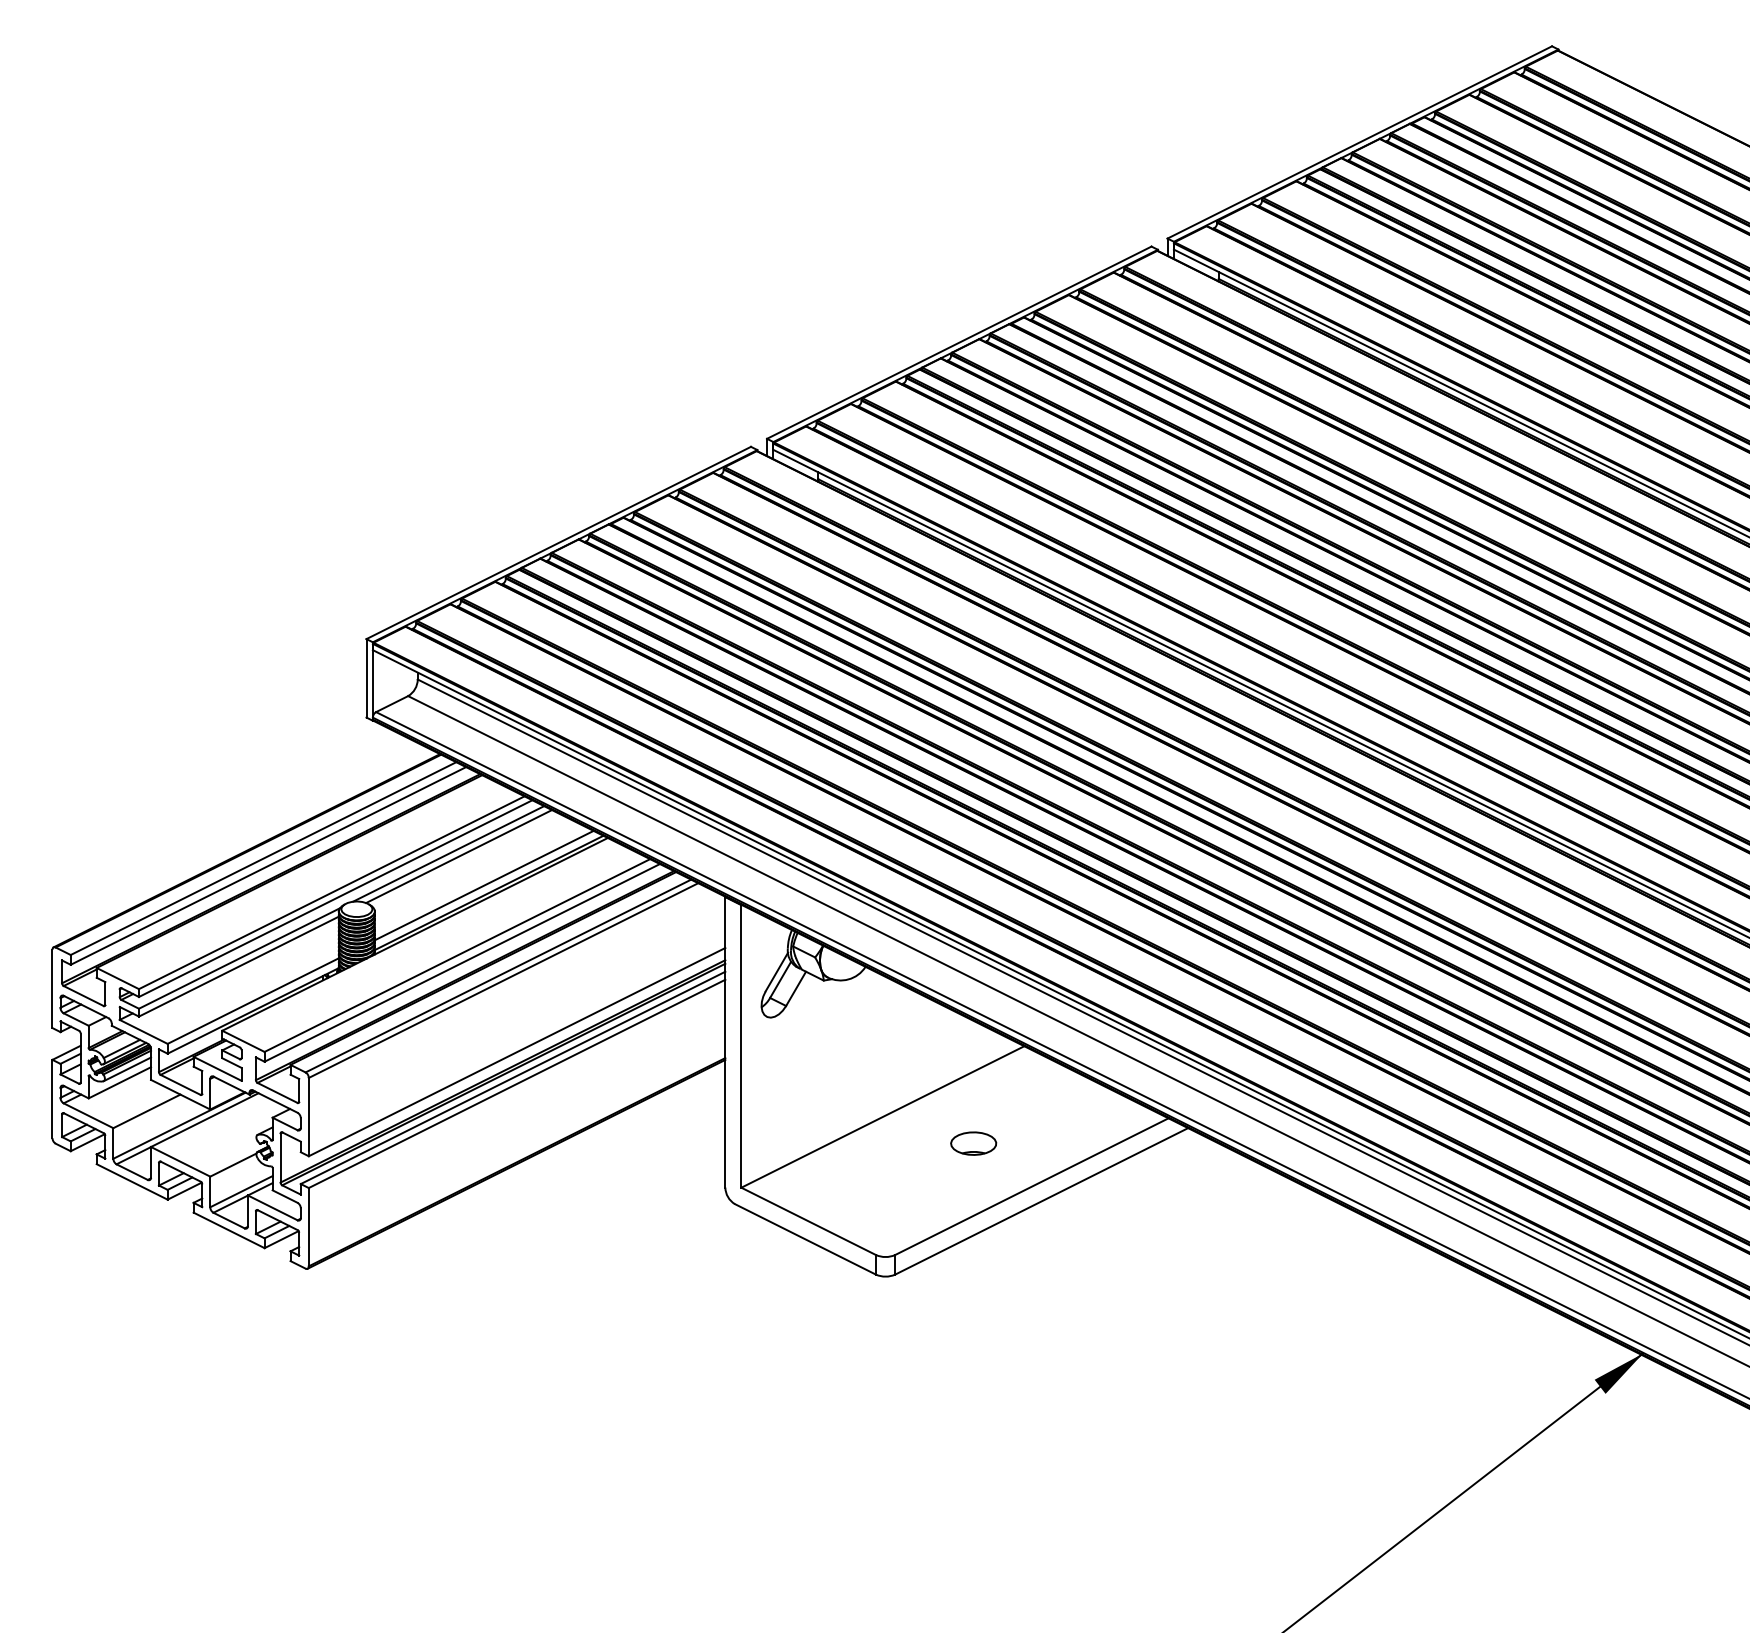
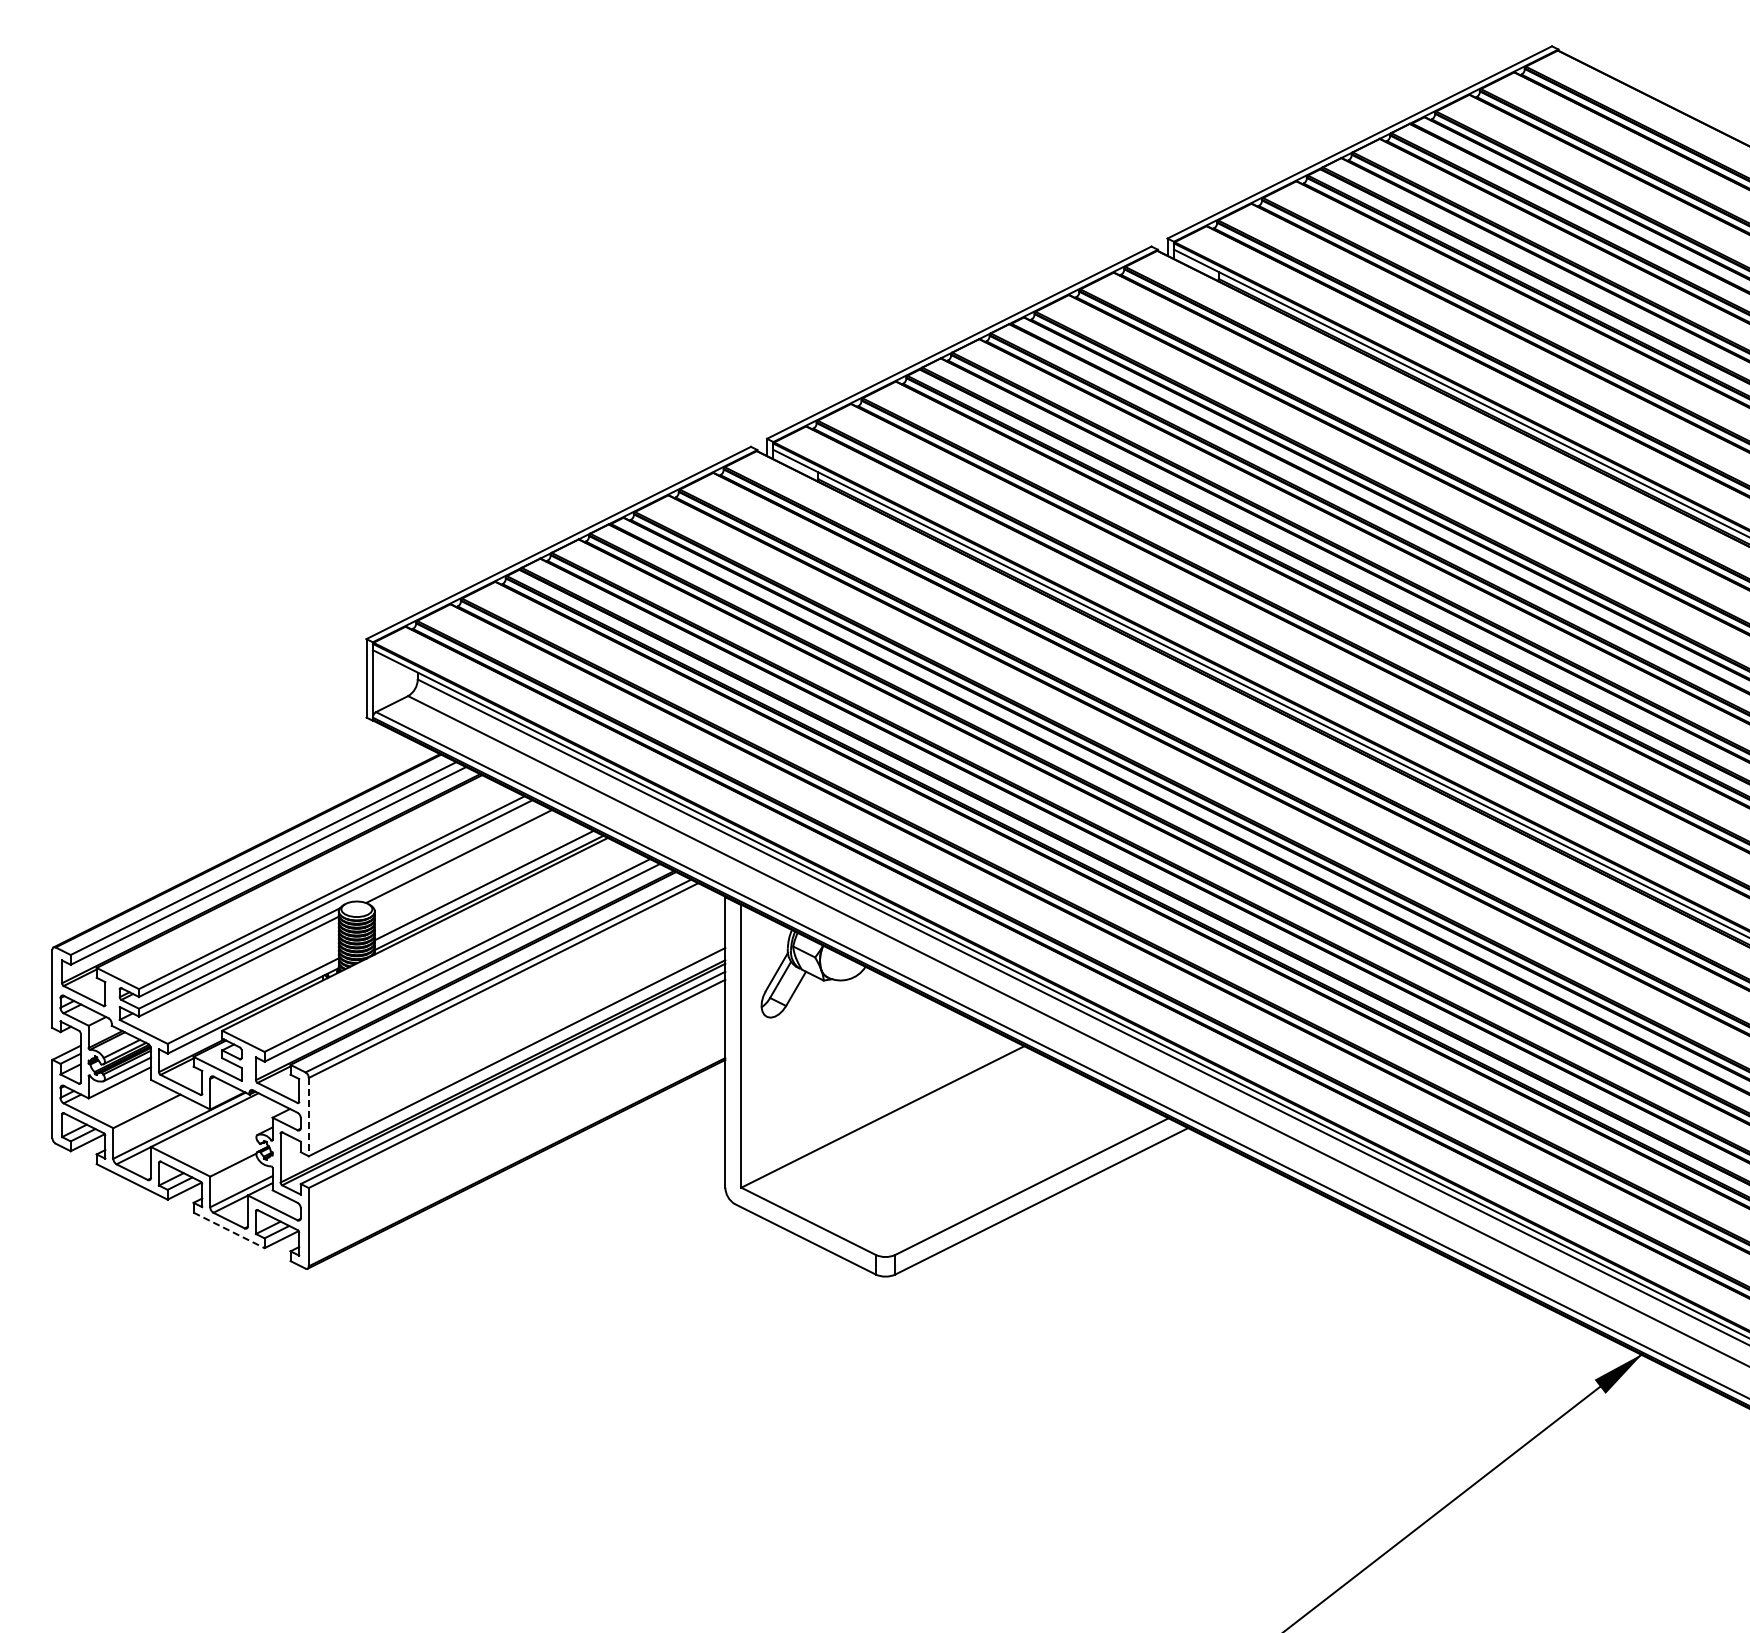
line: present -> none (448, 853)
line: solid -> dashed (308, 1117)
part: present -> none (973, 1143)
line: solid -> dashed (229, 1230)
